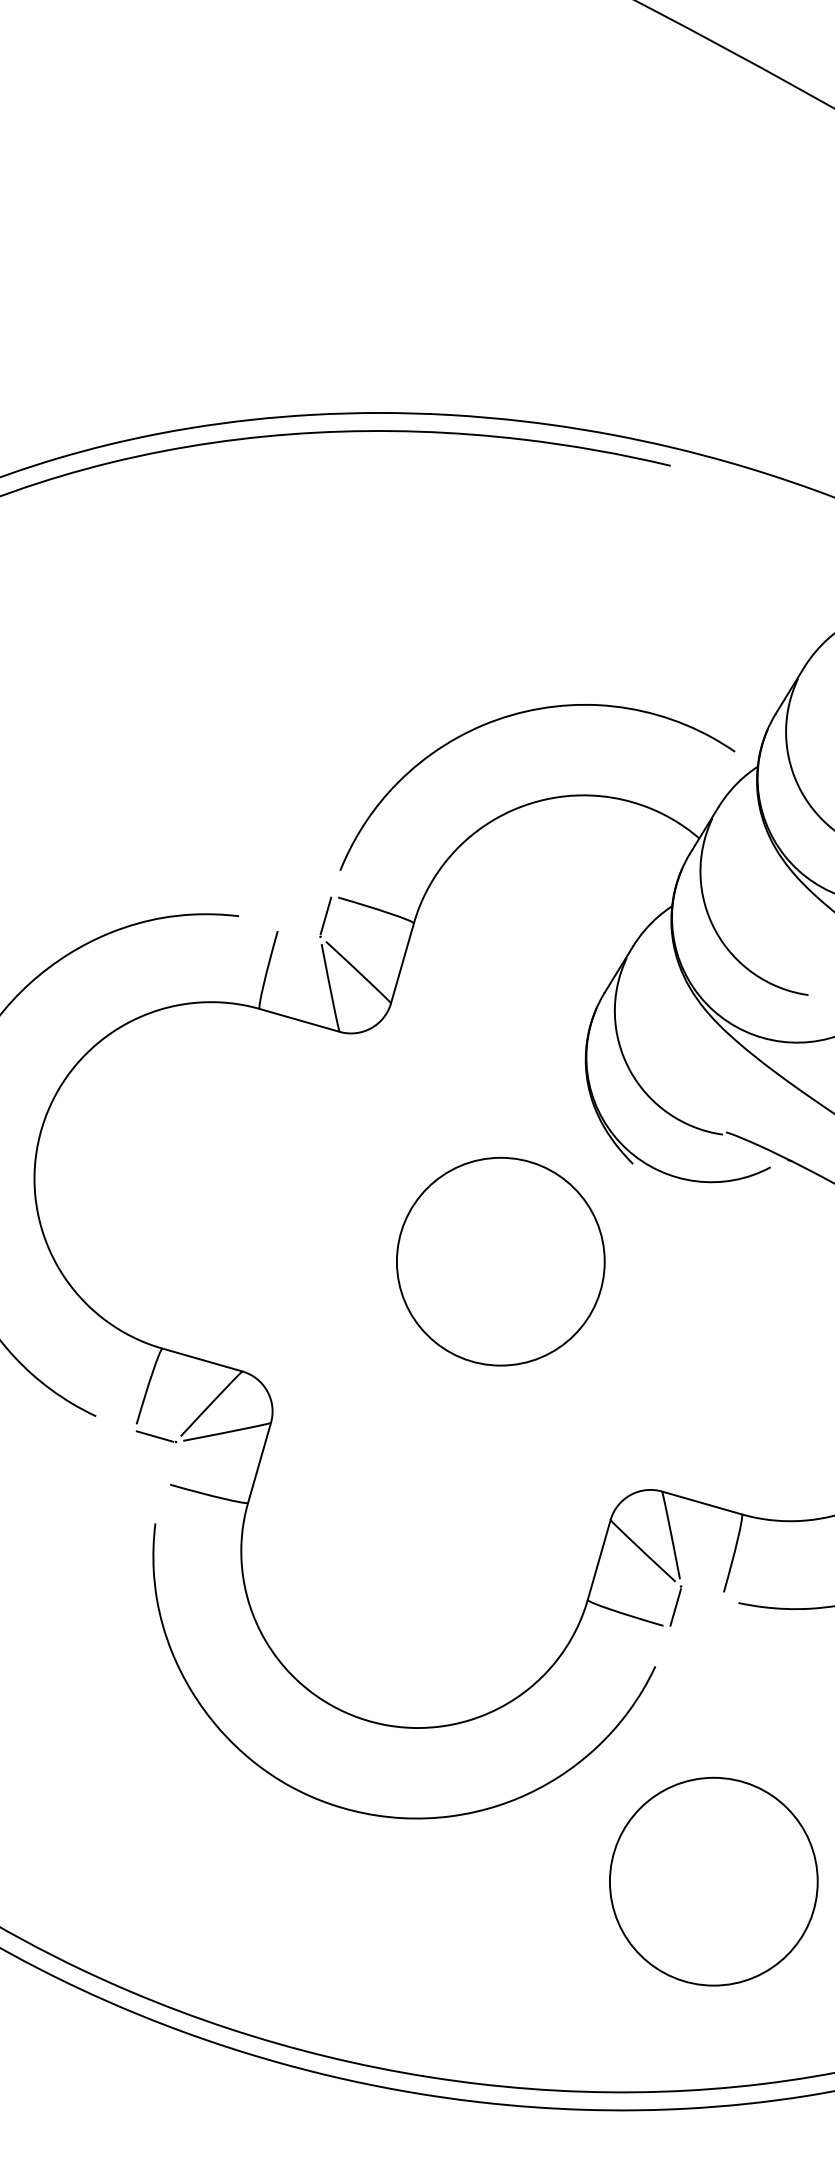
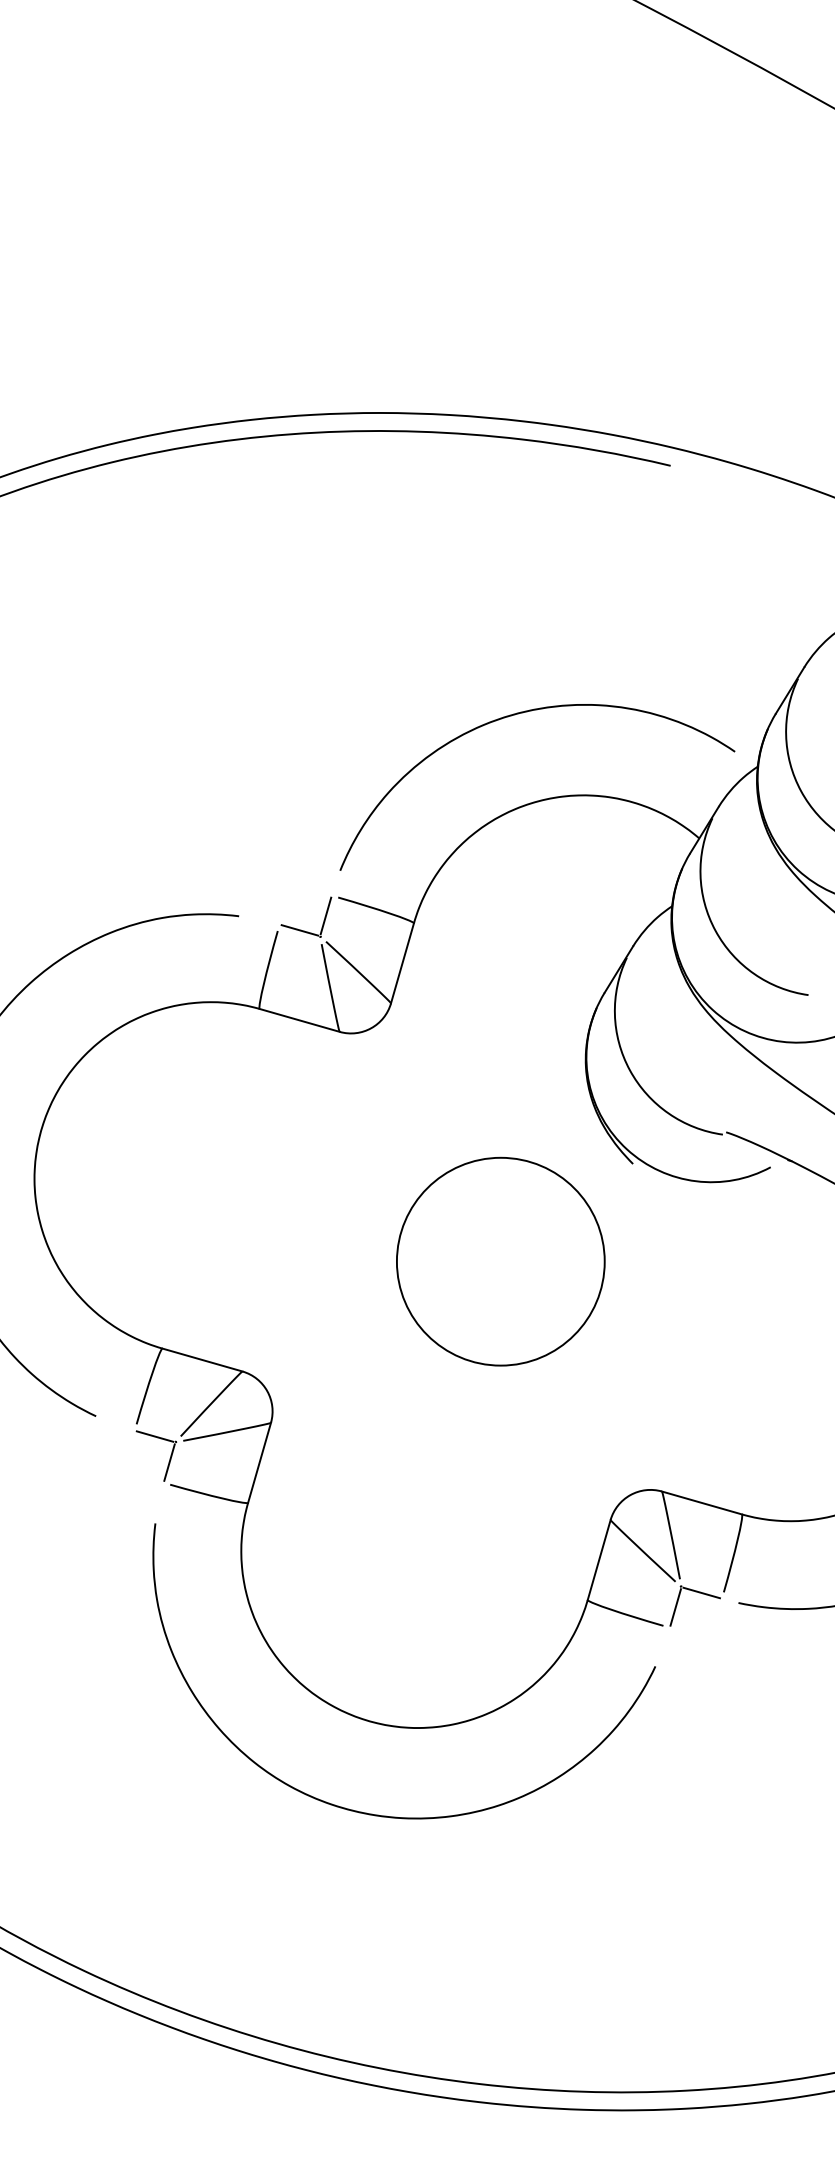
line: none -> present (299, 930)
line: none -> present (169, 1462)
line: none -> present (701, 1592)
circle: present -> none (713, 1881)
